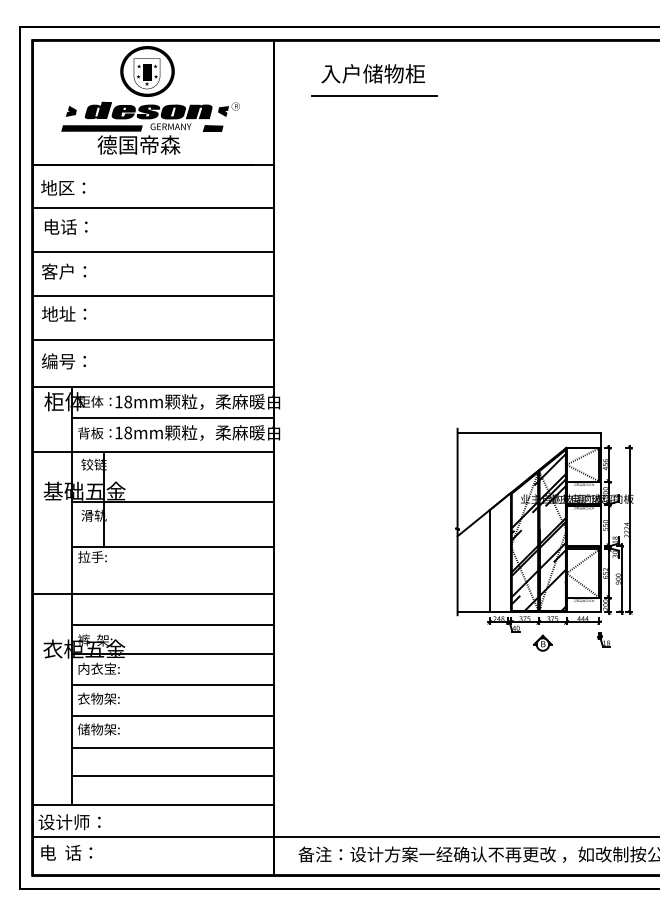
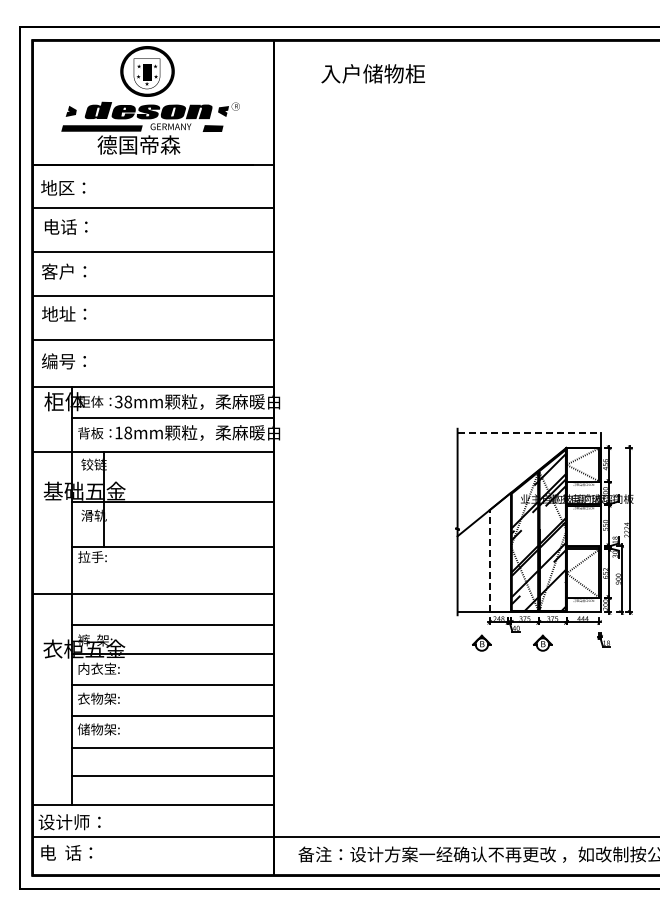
line: present -> none (374, 95)
text: 18mm -> 38mm (118, 401)
line: solid -> dashed (529, 433)
line: solid -> dashed (489, 560)
part: none -> present (481, 642)
